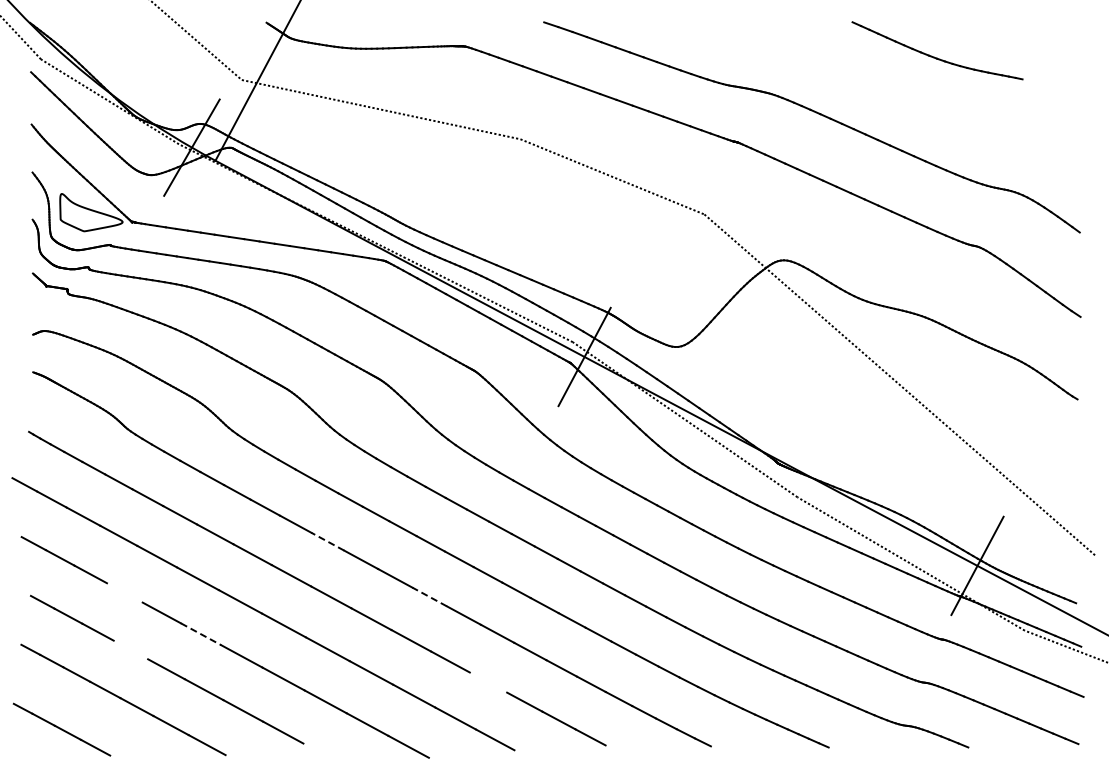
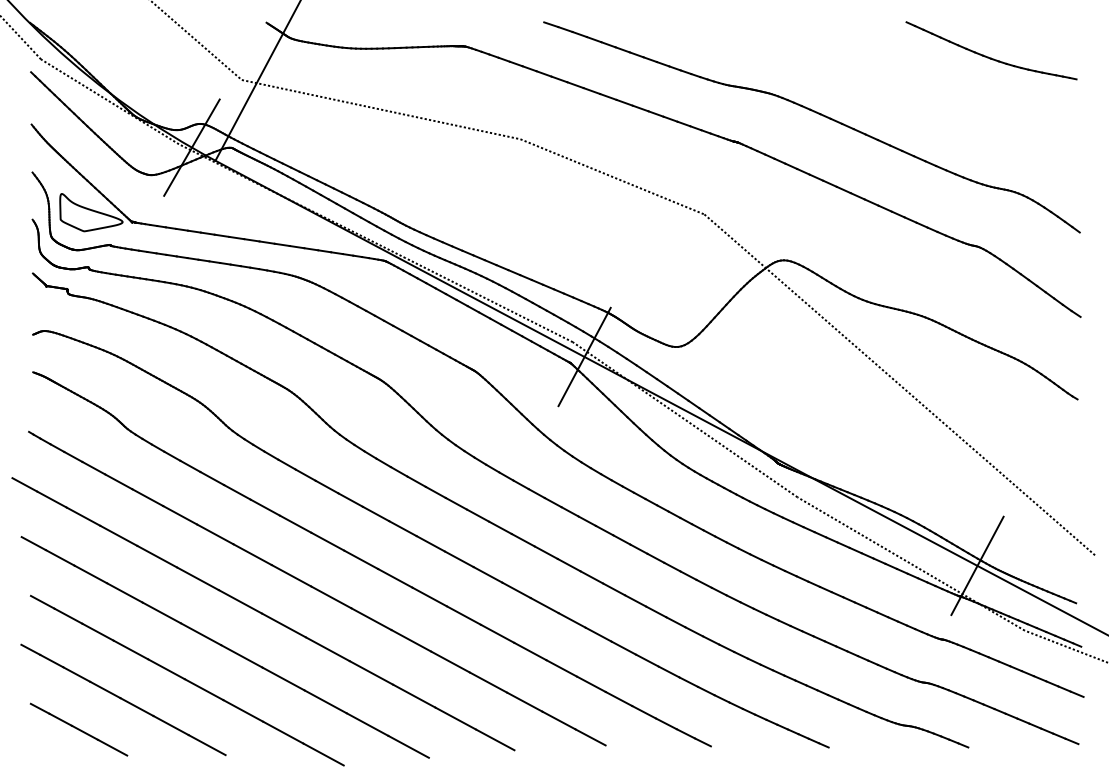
part position: (934, 56) -> (988, 56) (988, 56)
line: dashed -> solid (327, 541)
line: none -> present (124, 592)
line: dashed -> solid (429, 597)
line: dashed -> solid (201, 634)
line: none -> present (130, 649)
line: none -> present (488, 682)
line position: (61, 729) -> (78, 729) (78, 729)
line: none -> present (321, 753)
